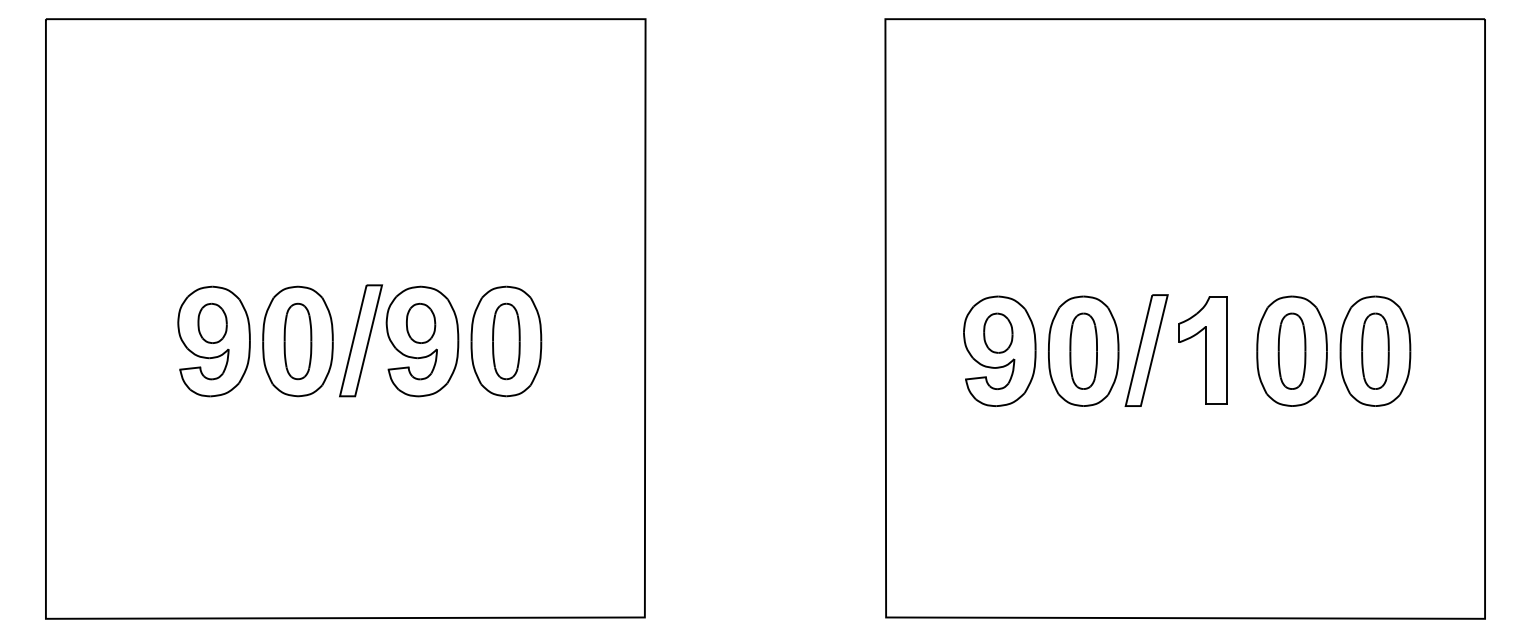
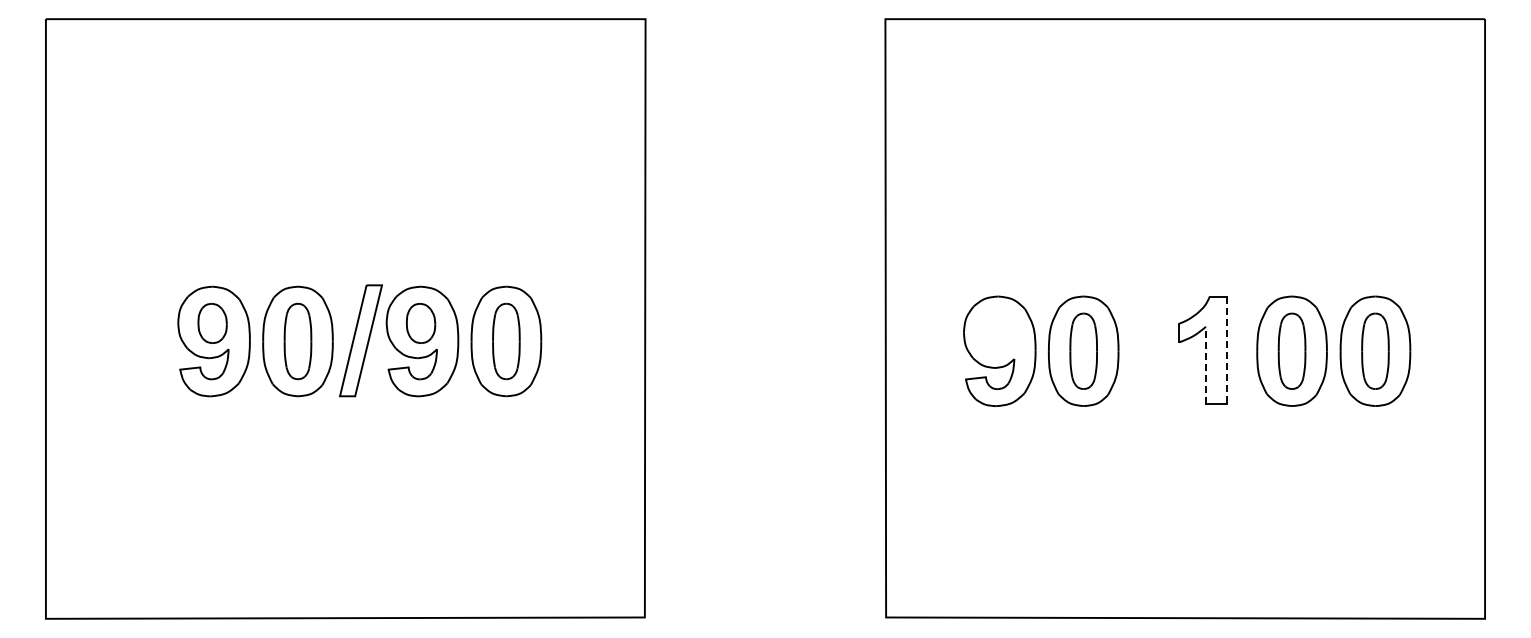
part: present -> none (998, 332)
part: present -> none (1146, 350)
line: solid -> dashed (1226, 350)
line: solid -> dashed (1206, 365)
